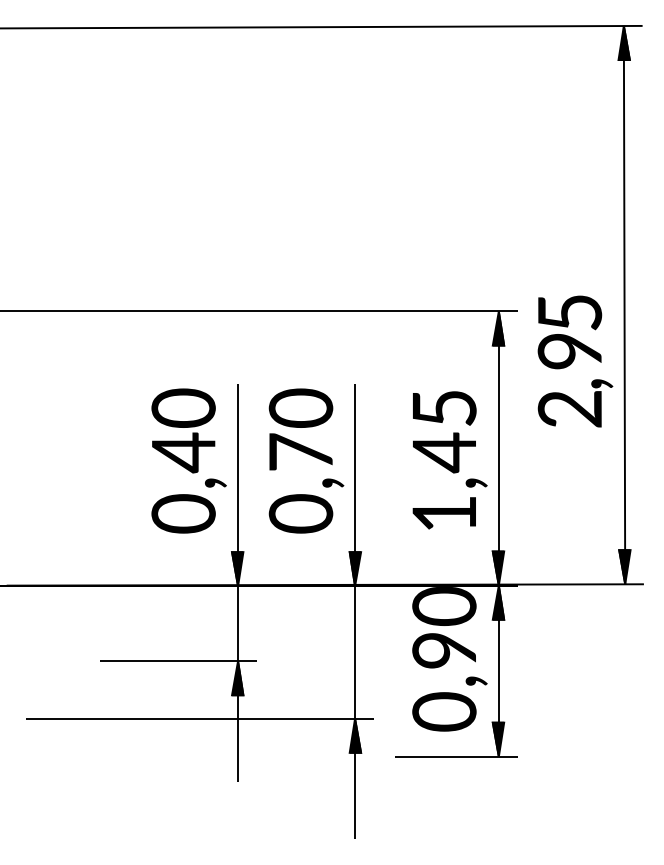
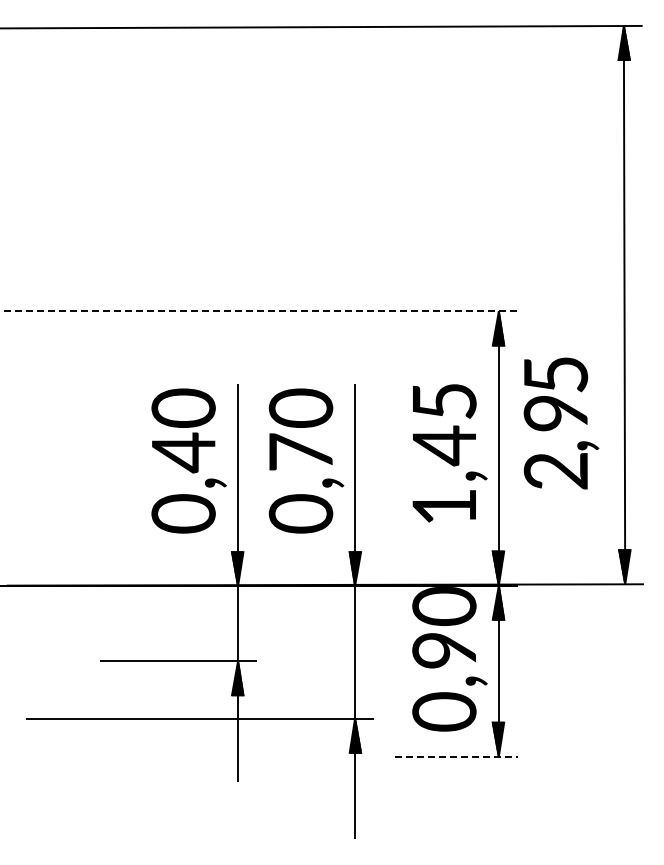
line: solid -> dashed (259, 311)
text position: (575, 361) -> (561, 423) (561, 423)
text position: (449, 460) -> (449, 453) (449, 453)
line: solid -> dashed (456, 756)
